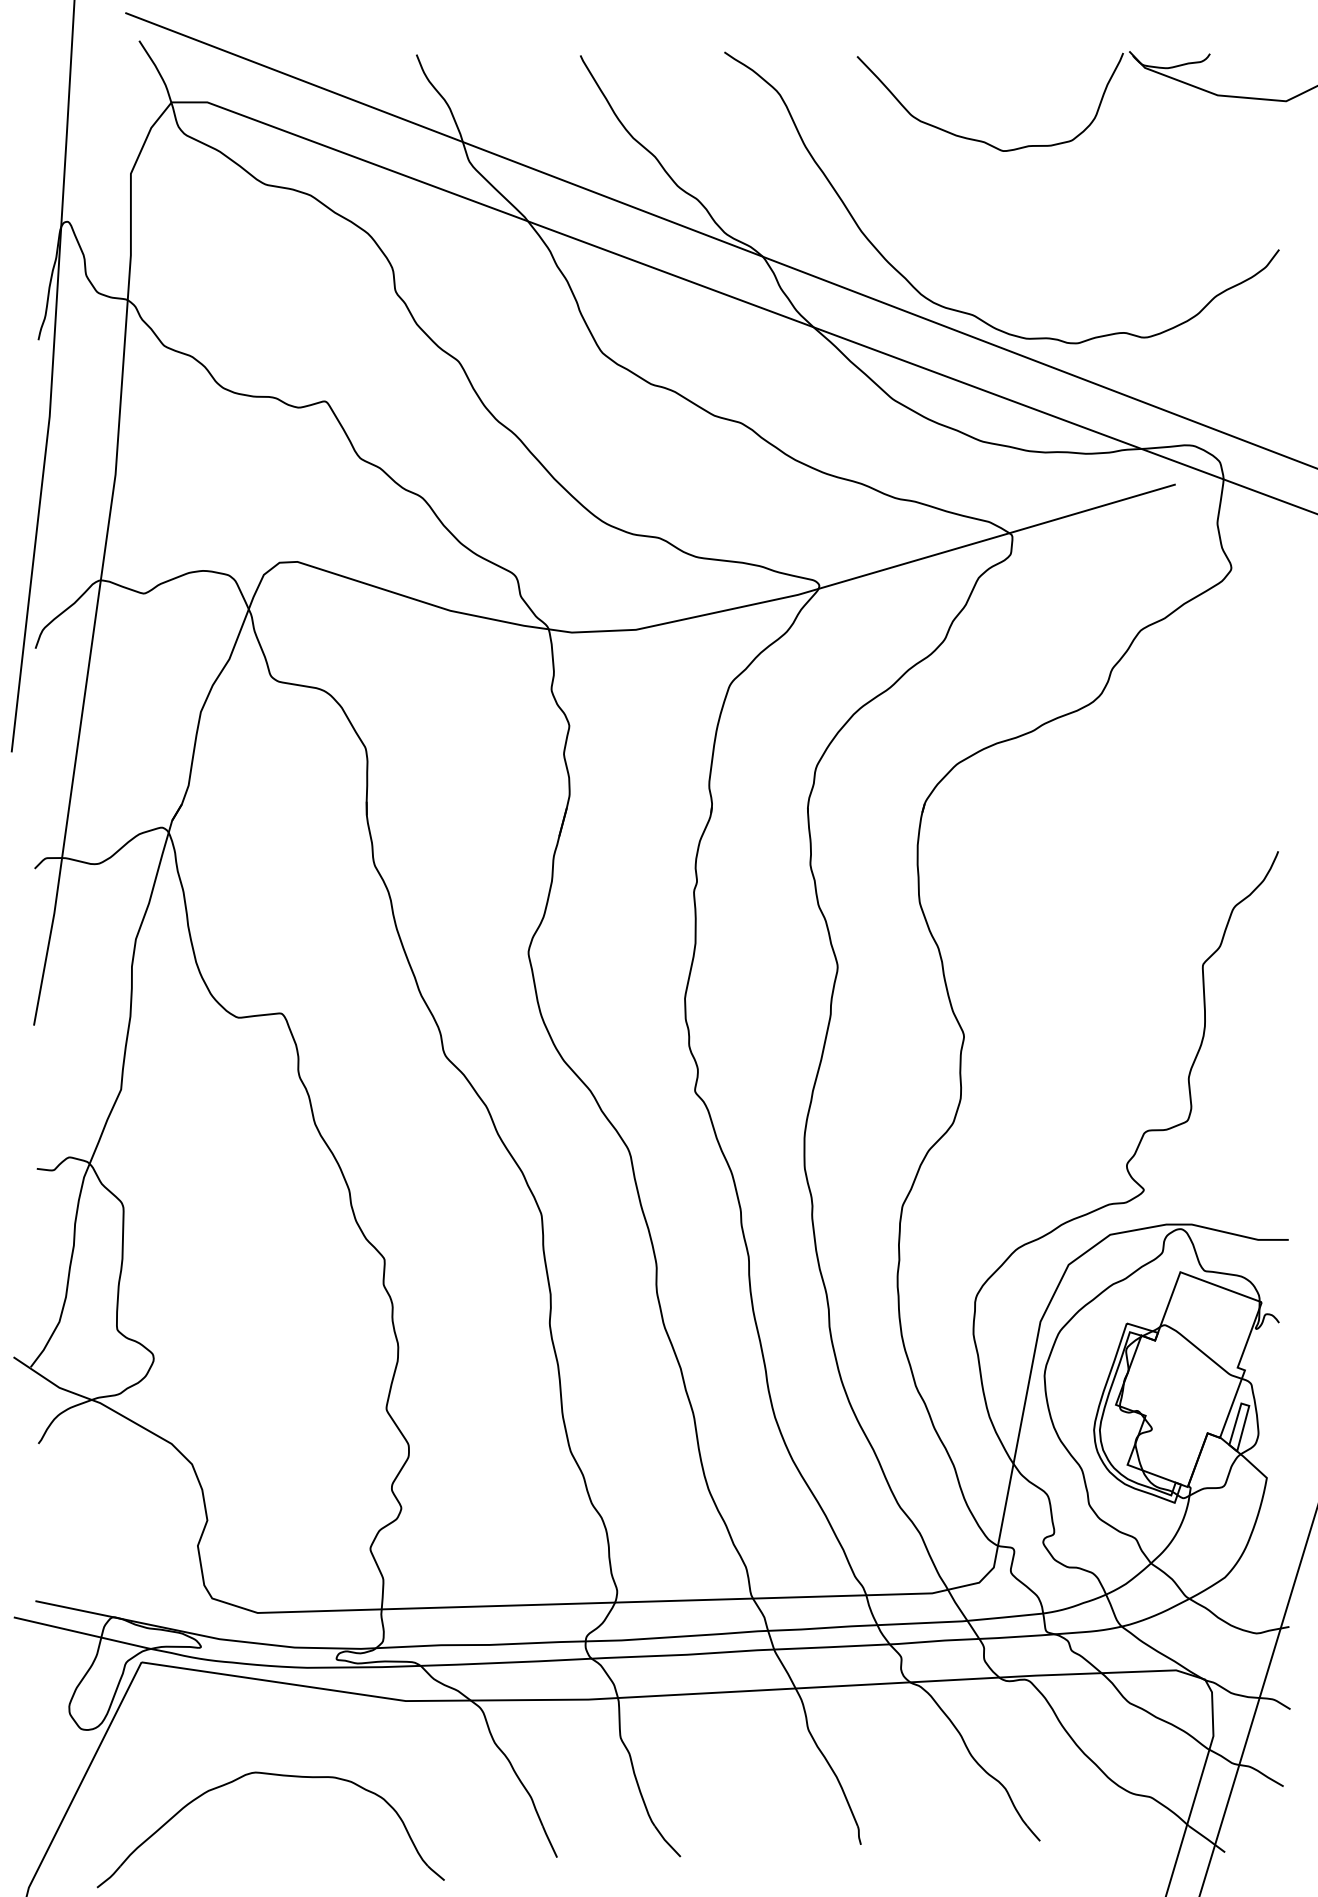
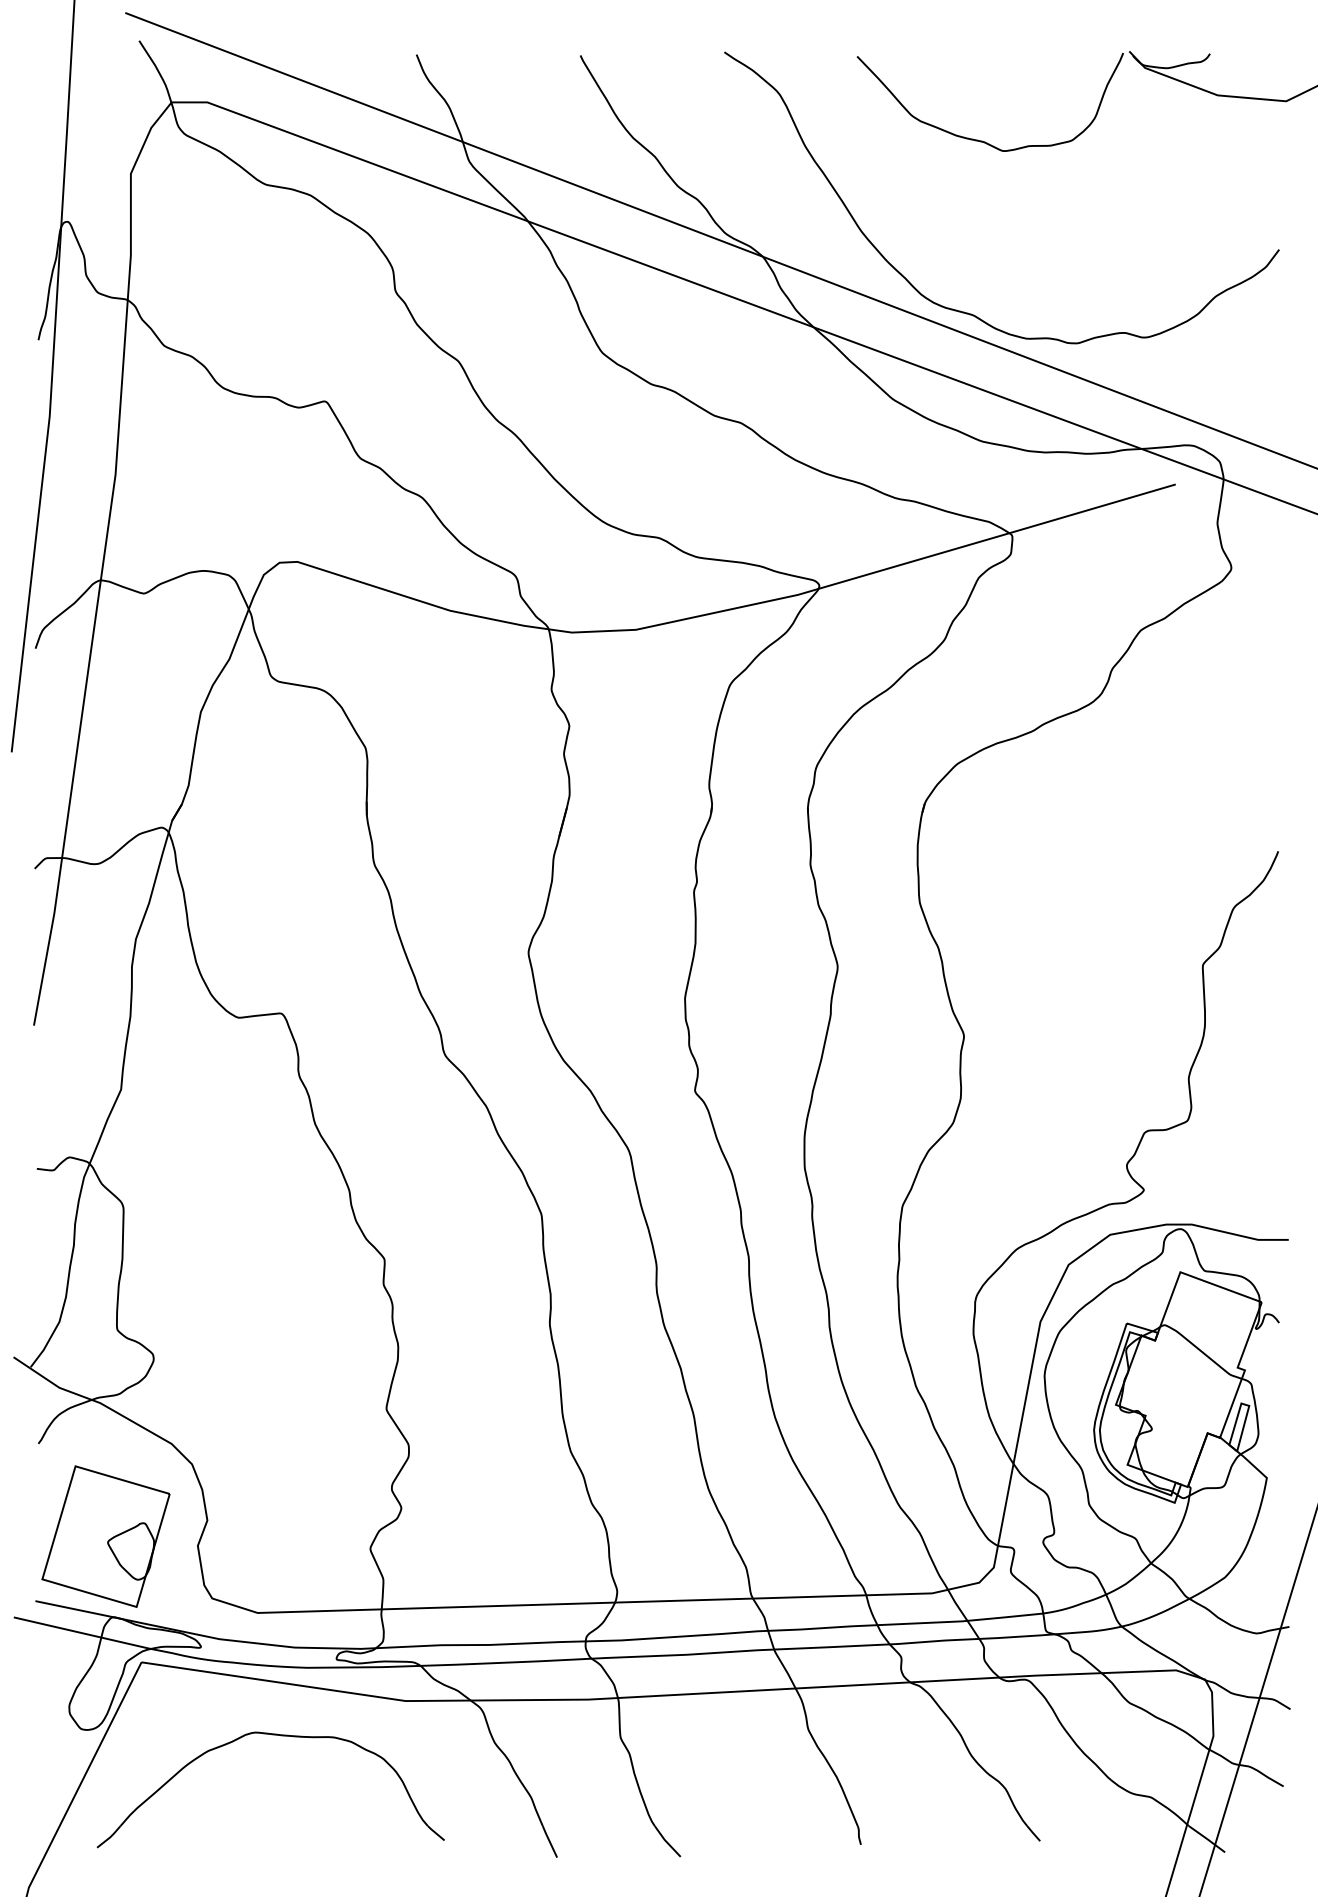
part: none -> present (105, 1536)
part position: (272, 1775) -> (272, 1735) (272, 1735)
